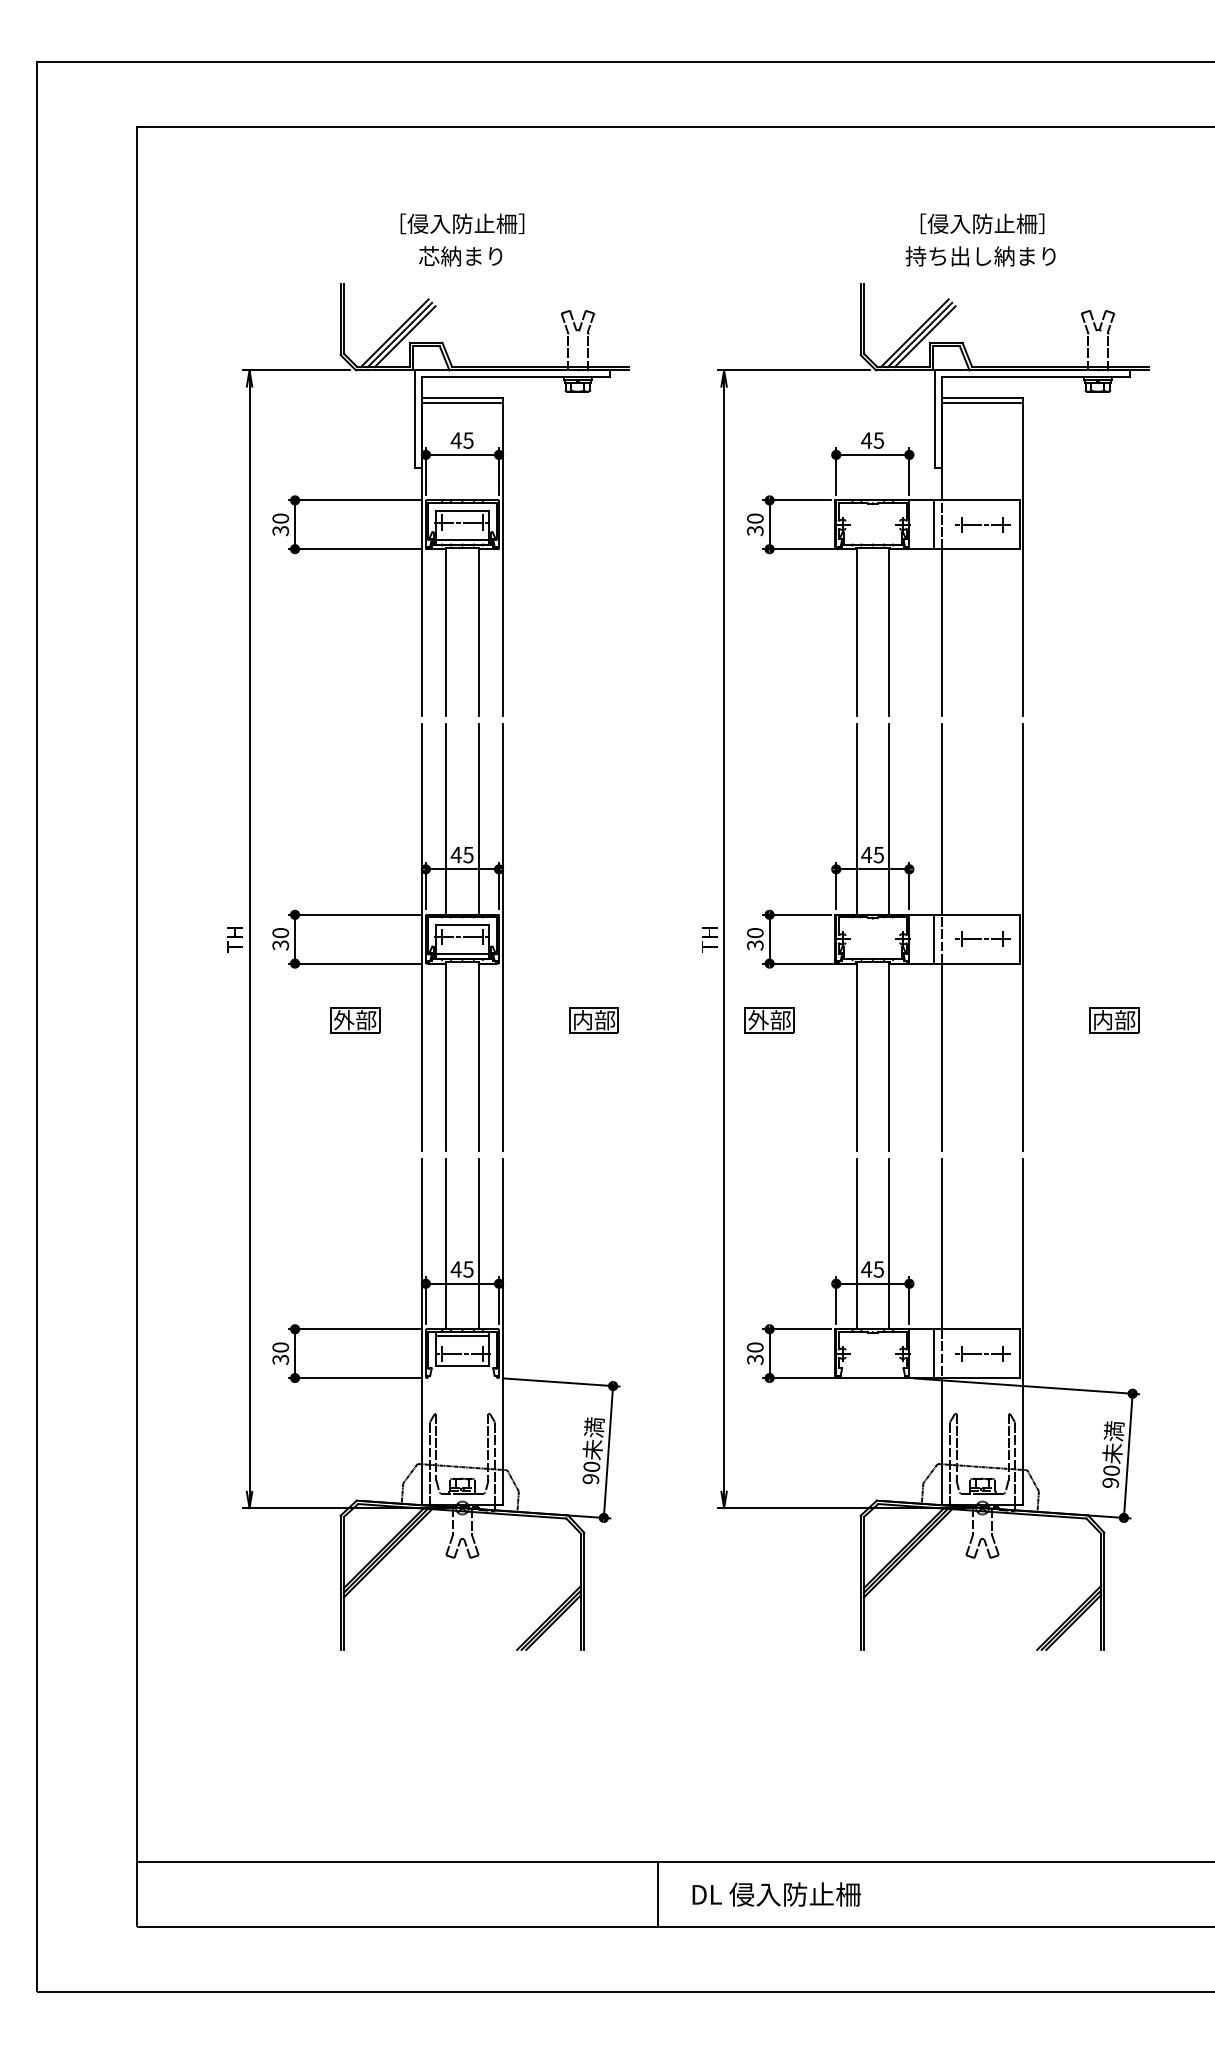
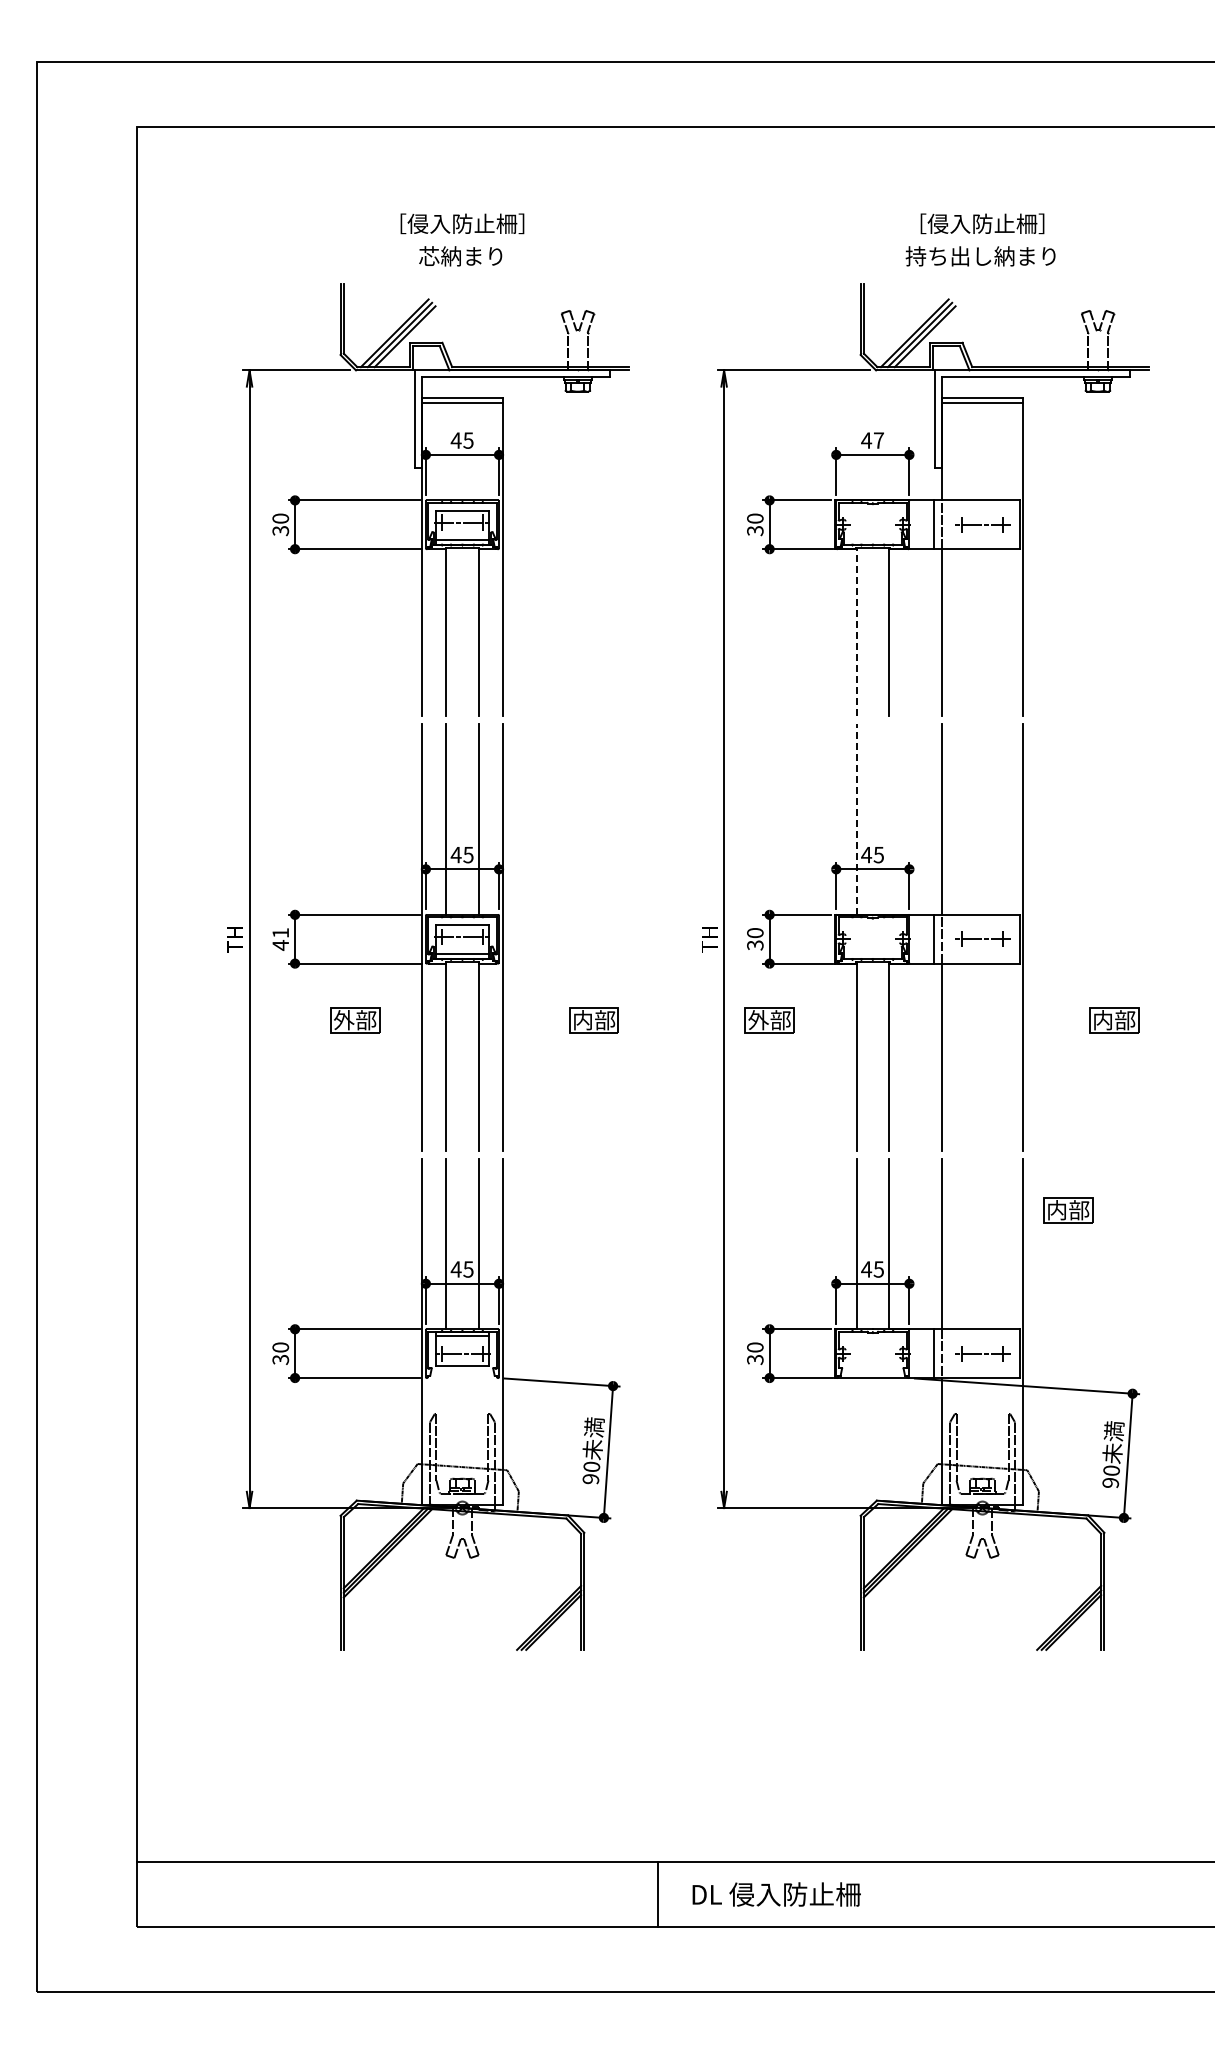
text: 45 -> 47 (878, 440)
line: solid -> dashed (856, 631)
line: solid -> dashed (856, 818)
line: present -> none (889, 818)
text: 30 -> 41 (280, 939)
part: none -> present (1068, 1210)
